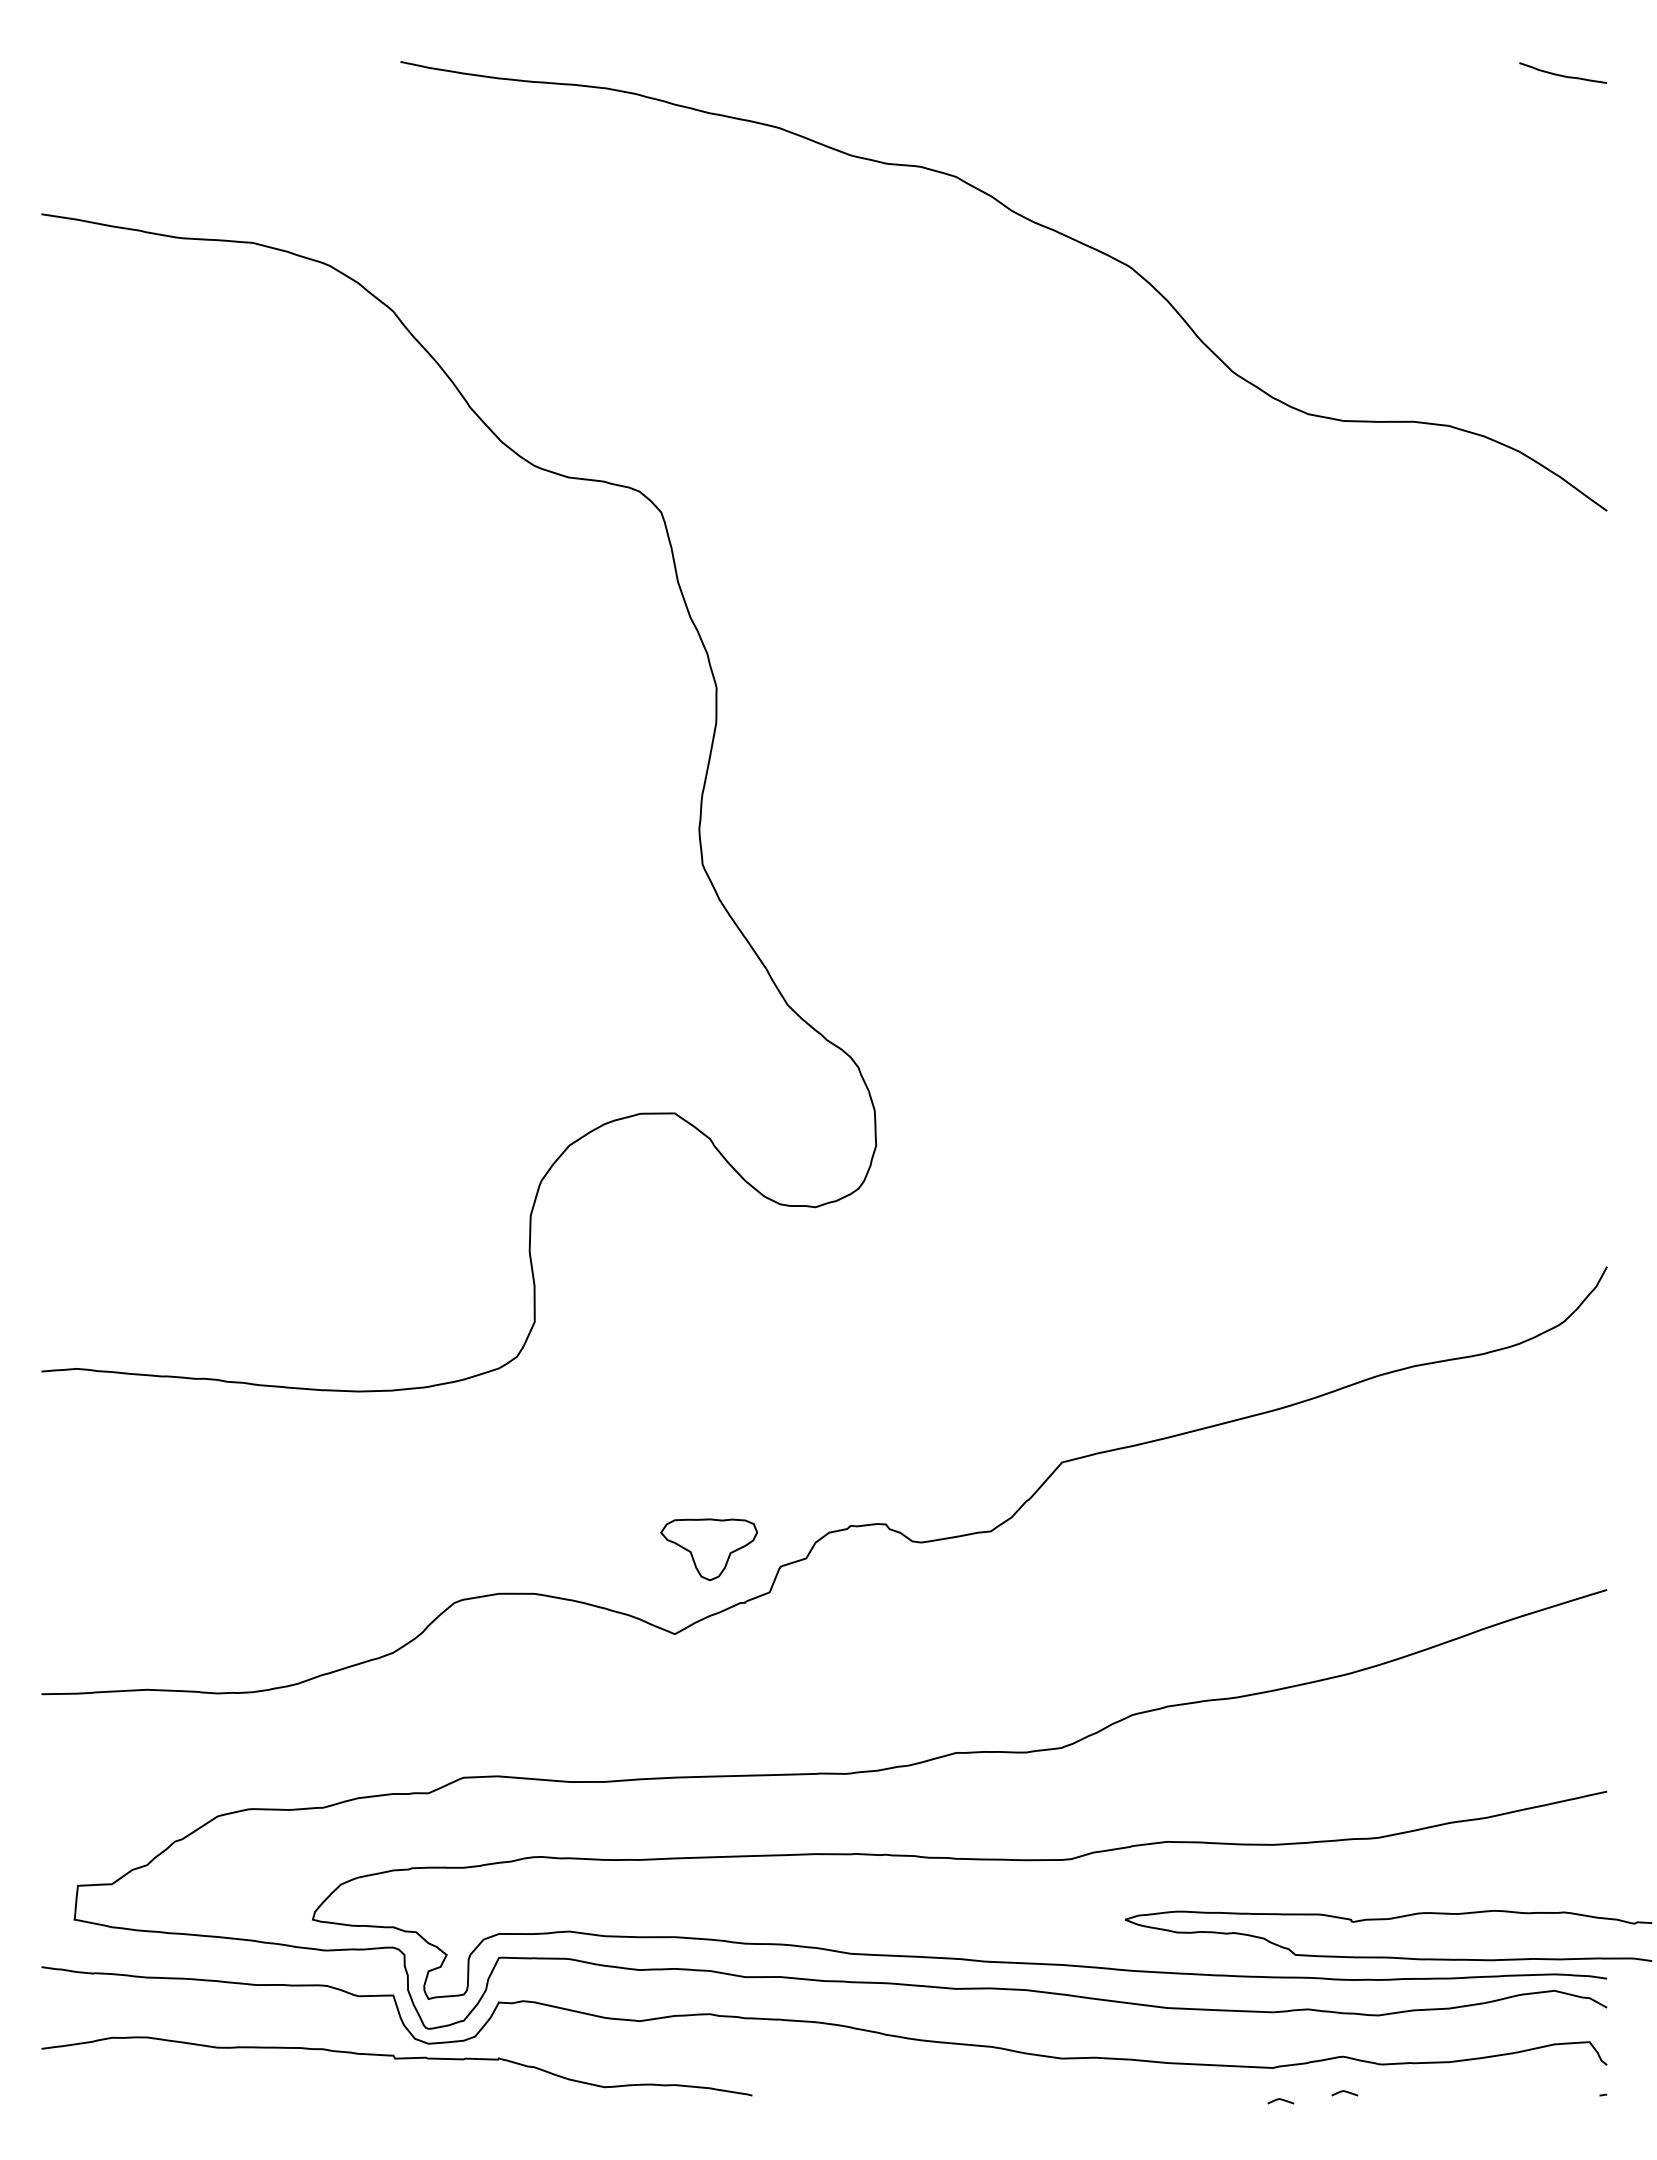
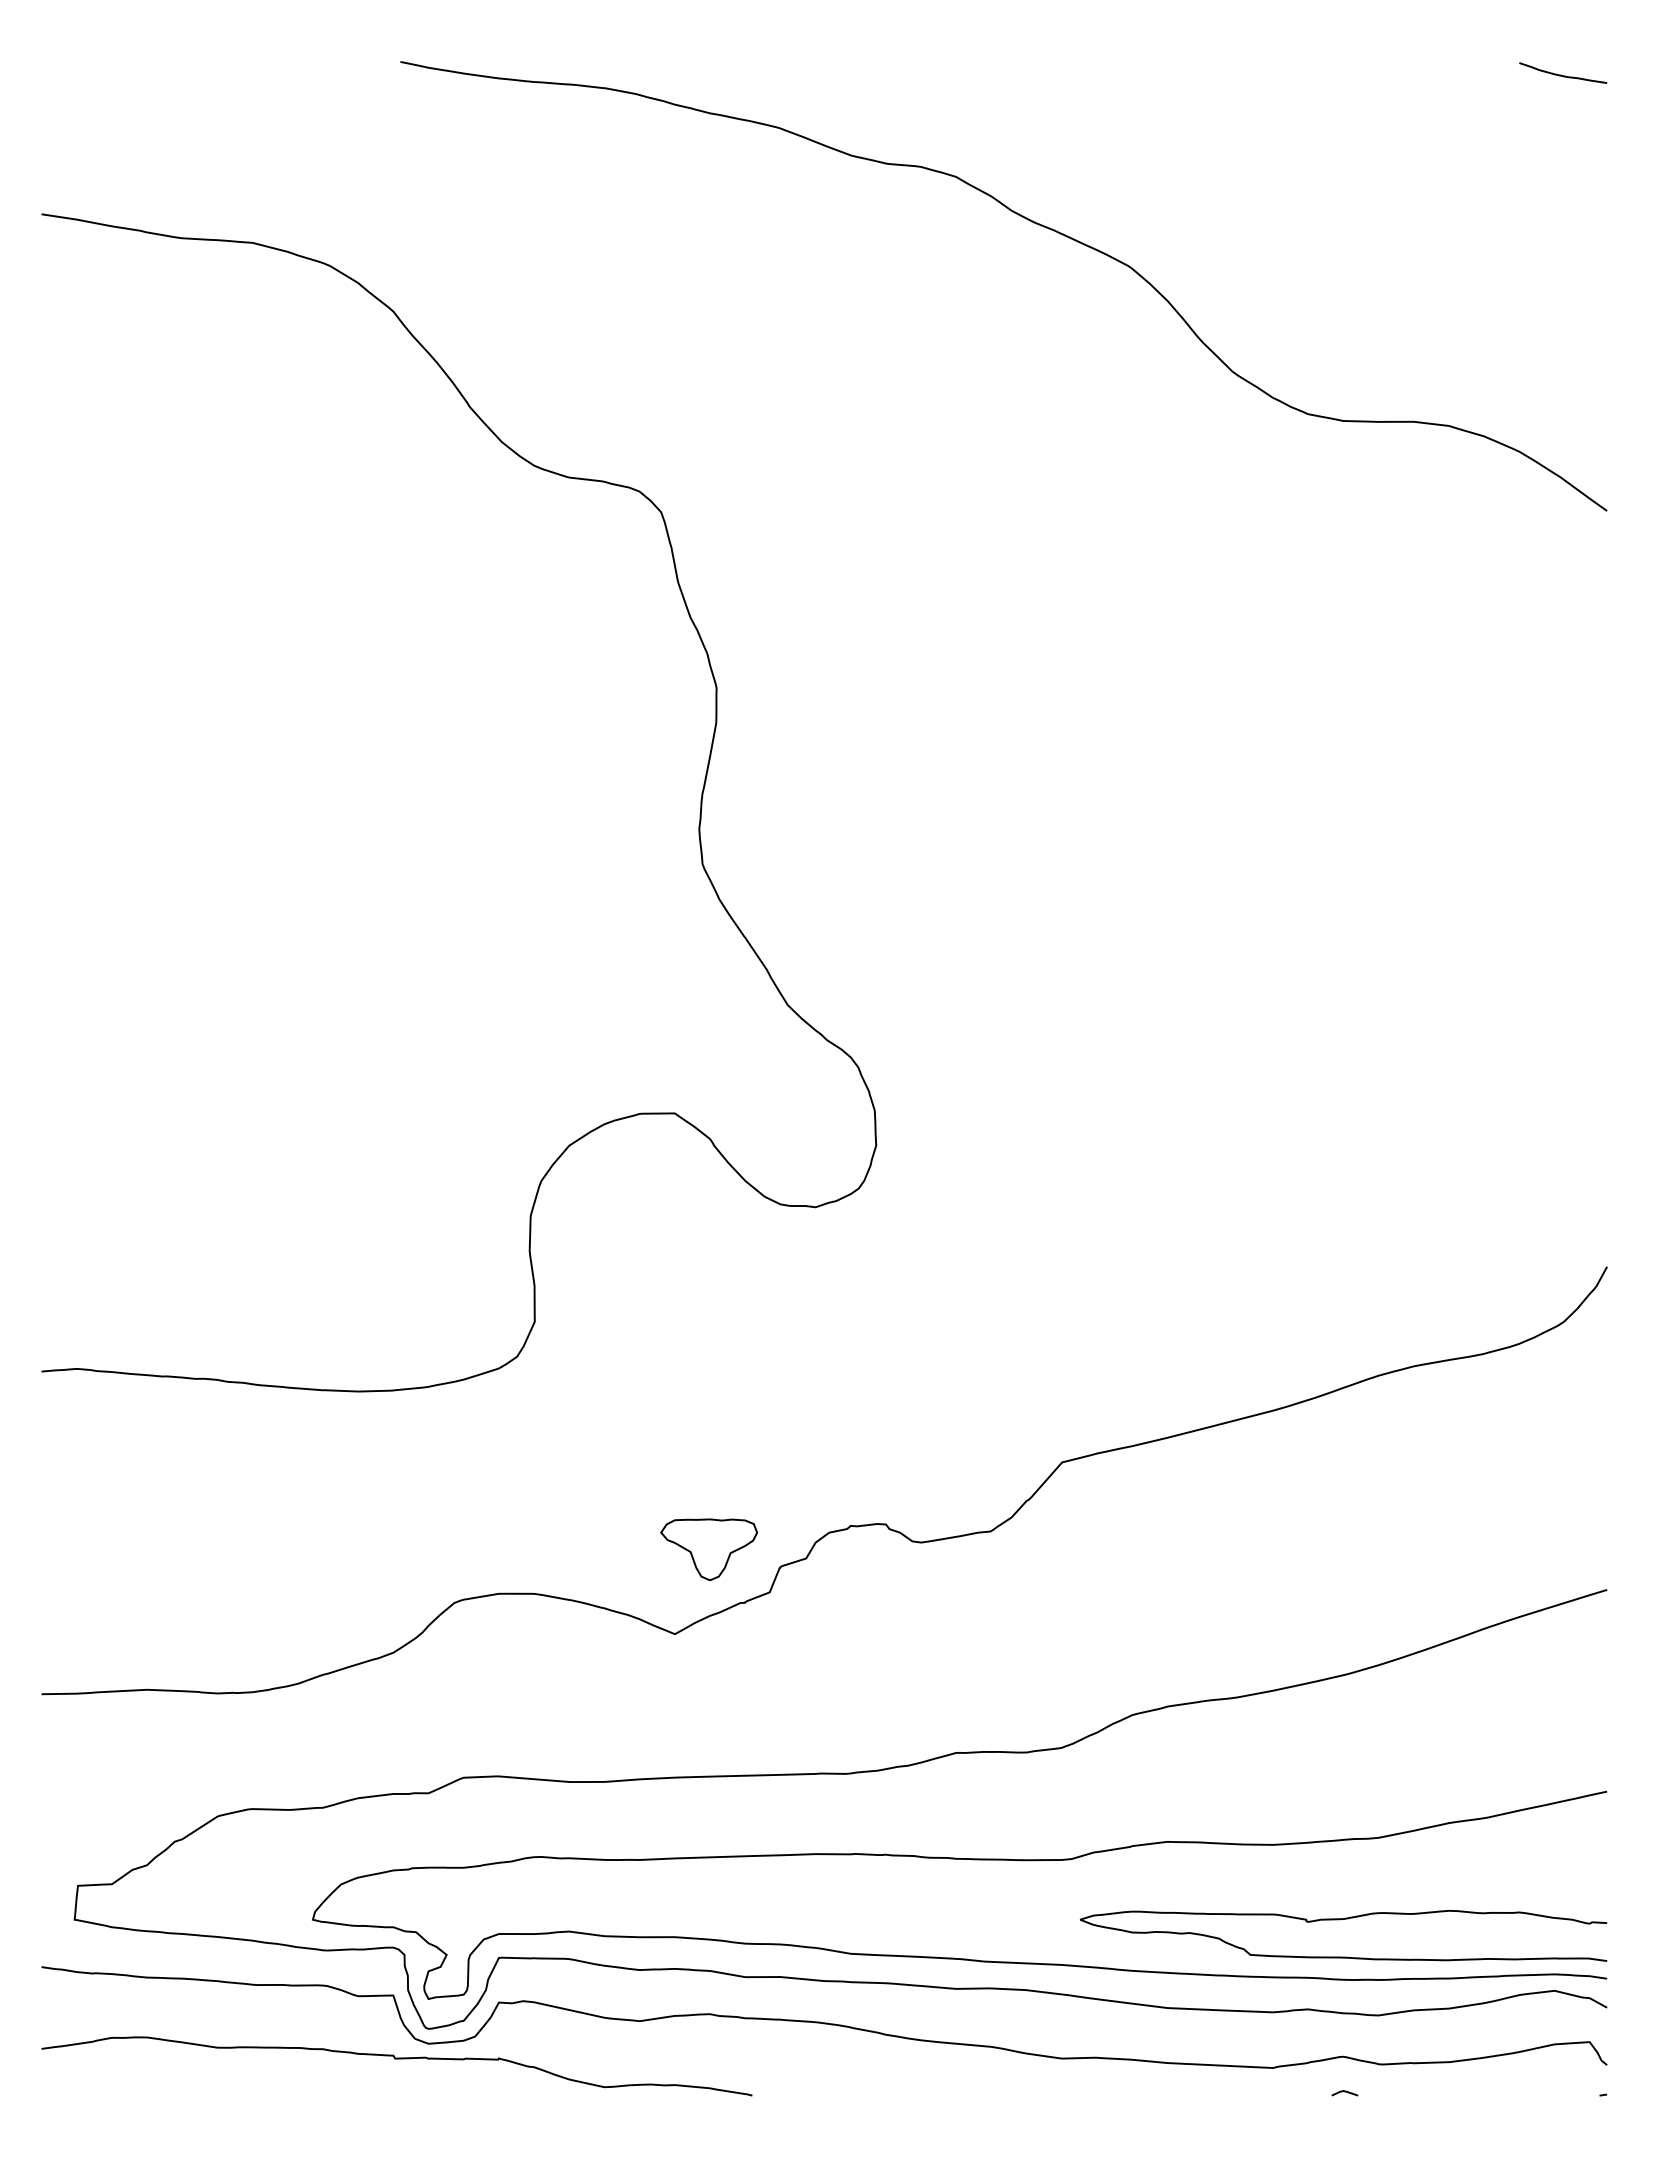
curve position: (1385, 1920) -> (1340, 1920) (1340, 1920)
line: present -> none (1280, 2100)
